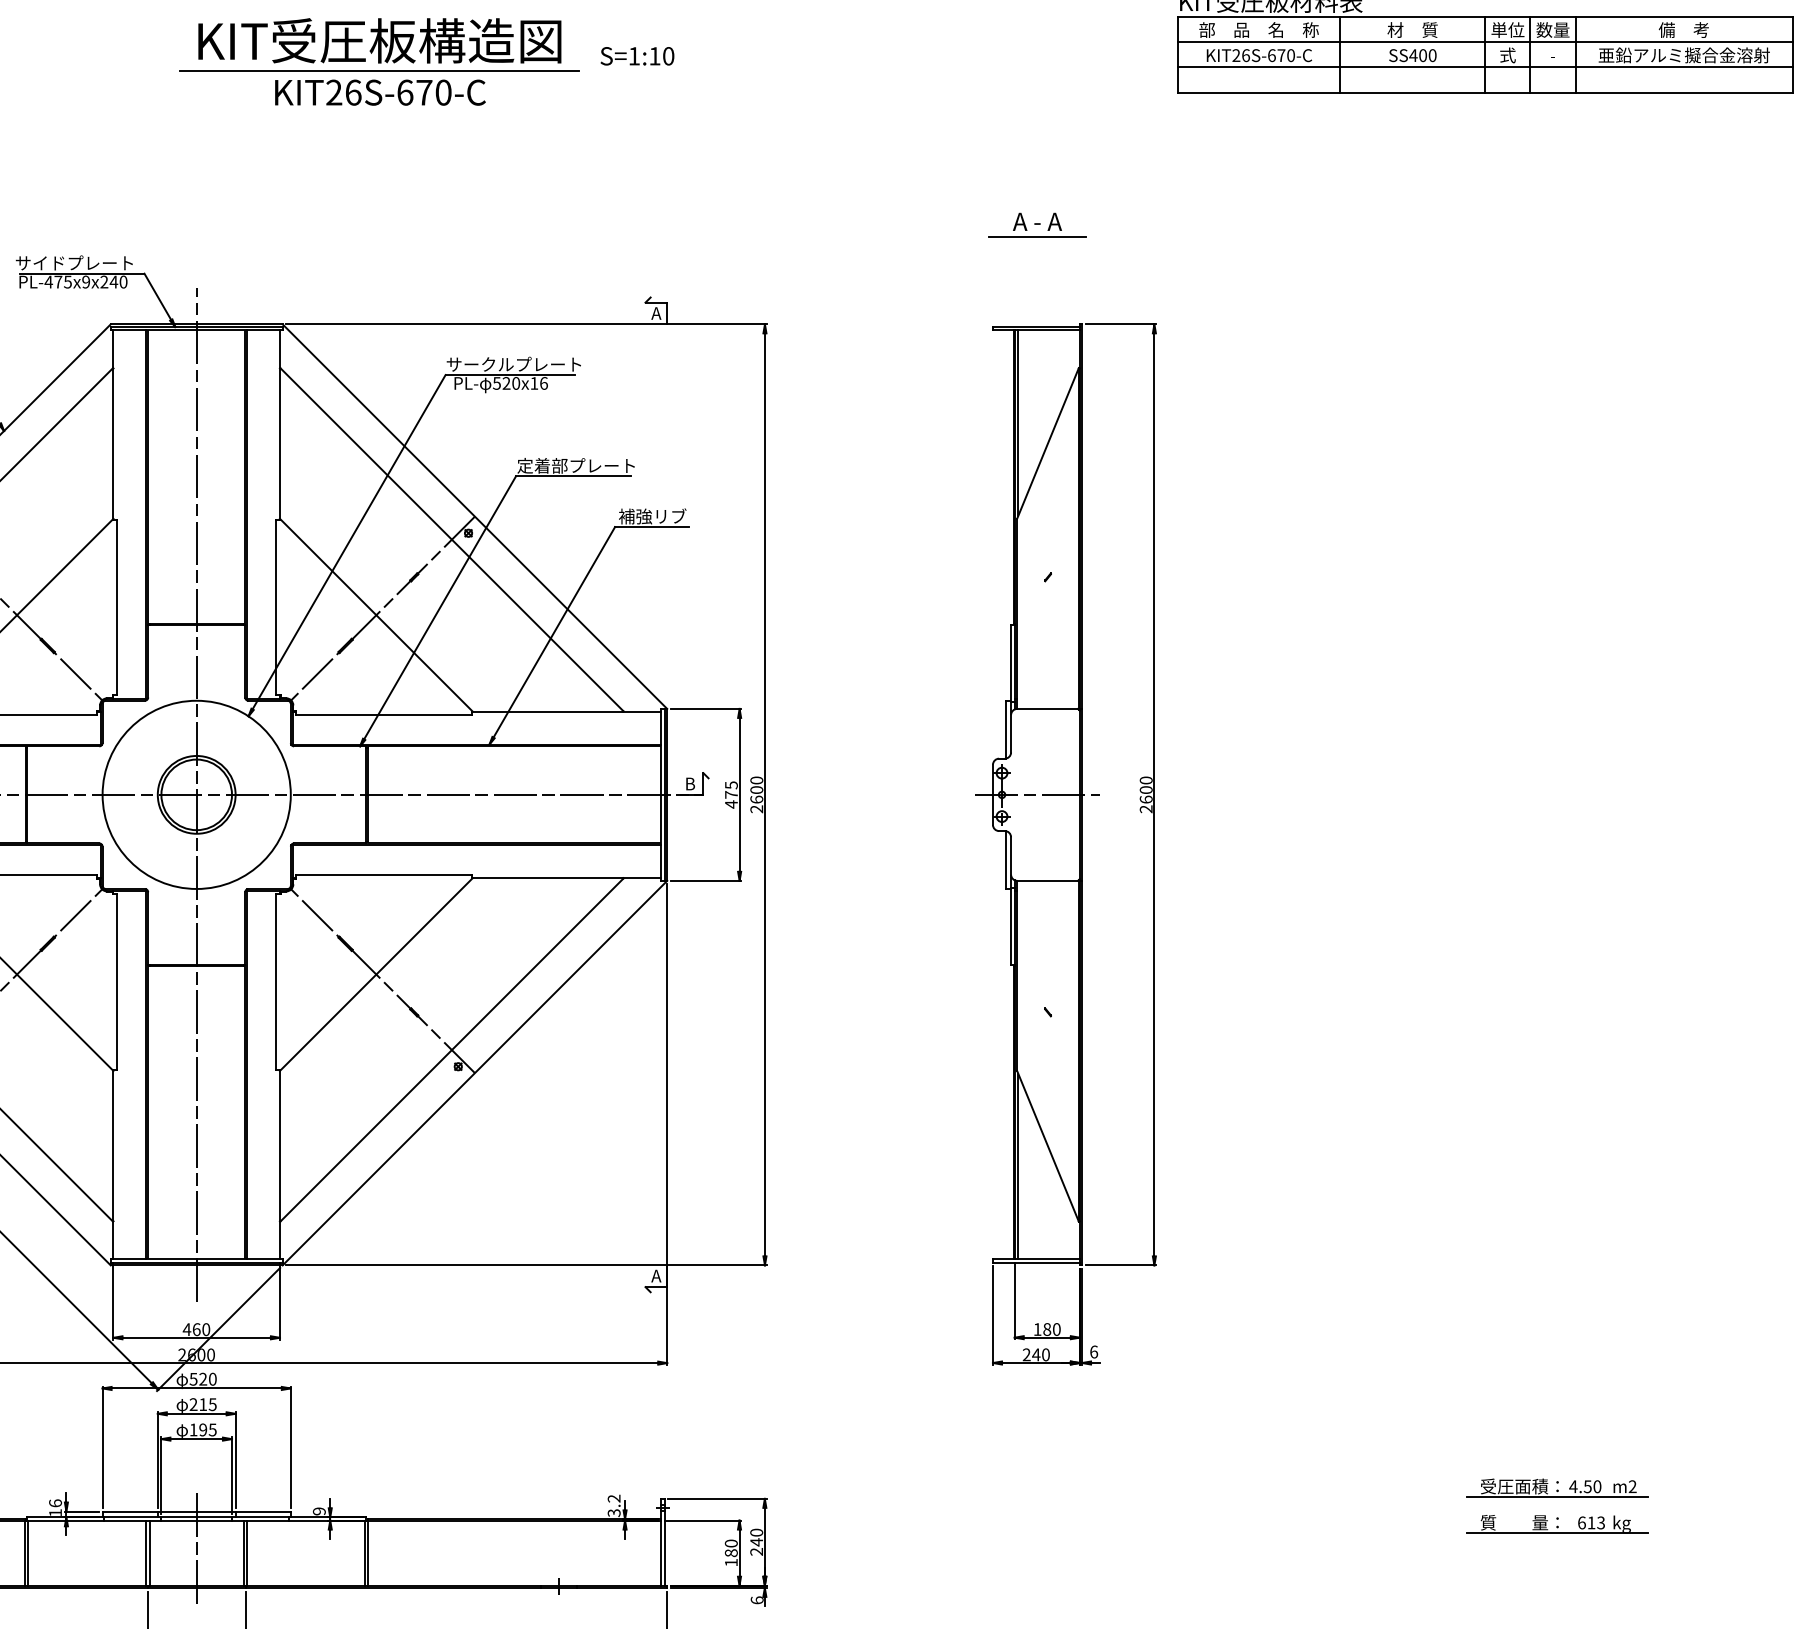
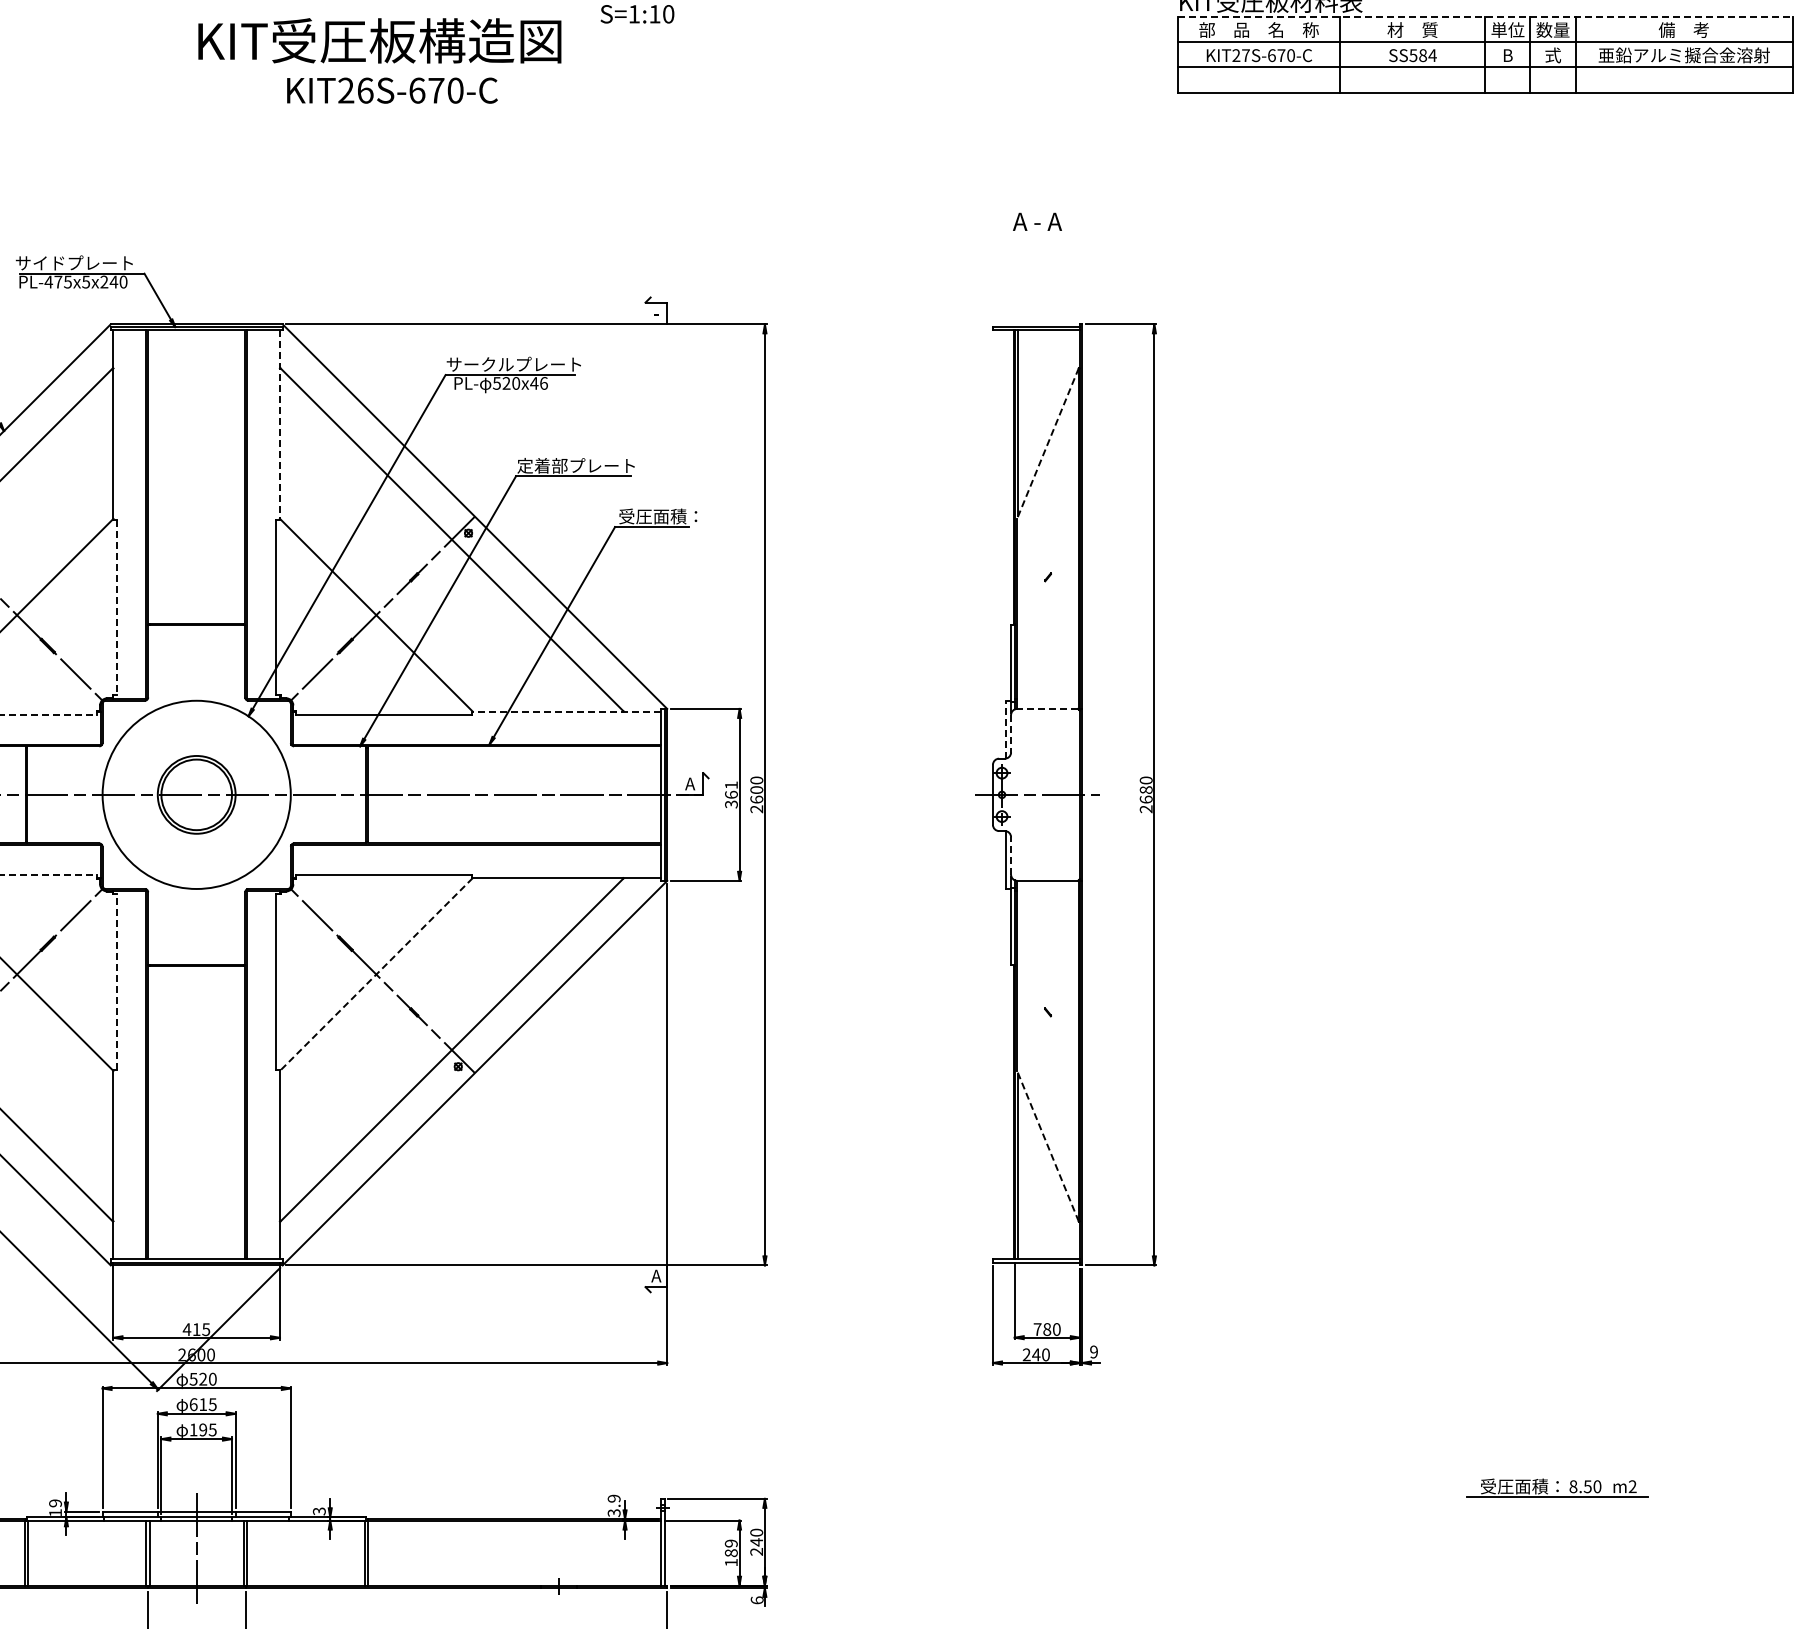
line: solid -> dashed (1485, 16)
text: KIT26S-670-C -> KIT27S-670-C (1245, 55)
text: SS400 -> SS584 (1422, 55)
text: 式 -> B (1507, 55)
text: - -> 式 (1552, 55)
text position: (637, 56) -> (637, 14) (637, 14)
line: present -> none (379, 71)
text position: (380, 92) -> (392, 90) (392, 90)
line: present -> none (1037, 236)
text: PL-475x9x240 -> PL-475x5x240 (86, 281)
text: A -> - (656, 313)
text: 520x16 -> 520x46 (534, 383)
line: solid -> dashed (279, 424)
line: solid -> dashed (1047, 443)
text: 補強リブ -> 受圧面積： (658, 516)
line: solid -> dashed (117, 607)
line: solid -> dashed (1047, 708)
line: solid -> dashed (566, 711)
line: solid -> dashed (49, 715)
line: solid -> dashed (1005, 729)
line: solid -> dashed (1011, 733)
text: B -> A (690, 783)
text: 2600 -> 2680 (1146, 789)
line: present -> none (196, 794)
text: 475 -> 361 (731, 794)
line: solid -> dashed (1011, 855)
line: solid -> dashed (49, 874)
line: solid -> dashed (376, 974)
line: solid -> dashed (117, 982)
line: solid -> dashed (1047, 1145)
text: 460 -> 415 (201, 1329)
text: 180 -> 780 (1037, 1329)
text: 6 -> 9 (1094, 1351)
text: 215 -> 615 (193, 1404)
text: 4.50 -> 8.50 (1573, 1486)
text: 3.2 -> 3.9 (614, 1498)
text: 16 -> 19 (55, 1503)
text: 9 -> 3 (319, 1511)
part: present -> none (1557, 1524)
text: 180 -> 189 (731, 1543)
